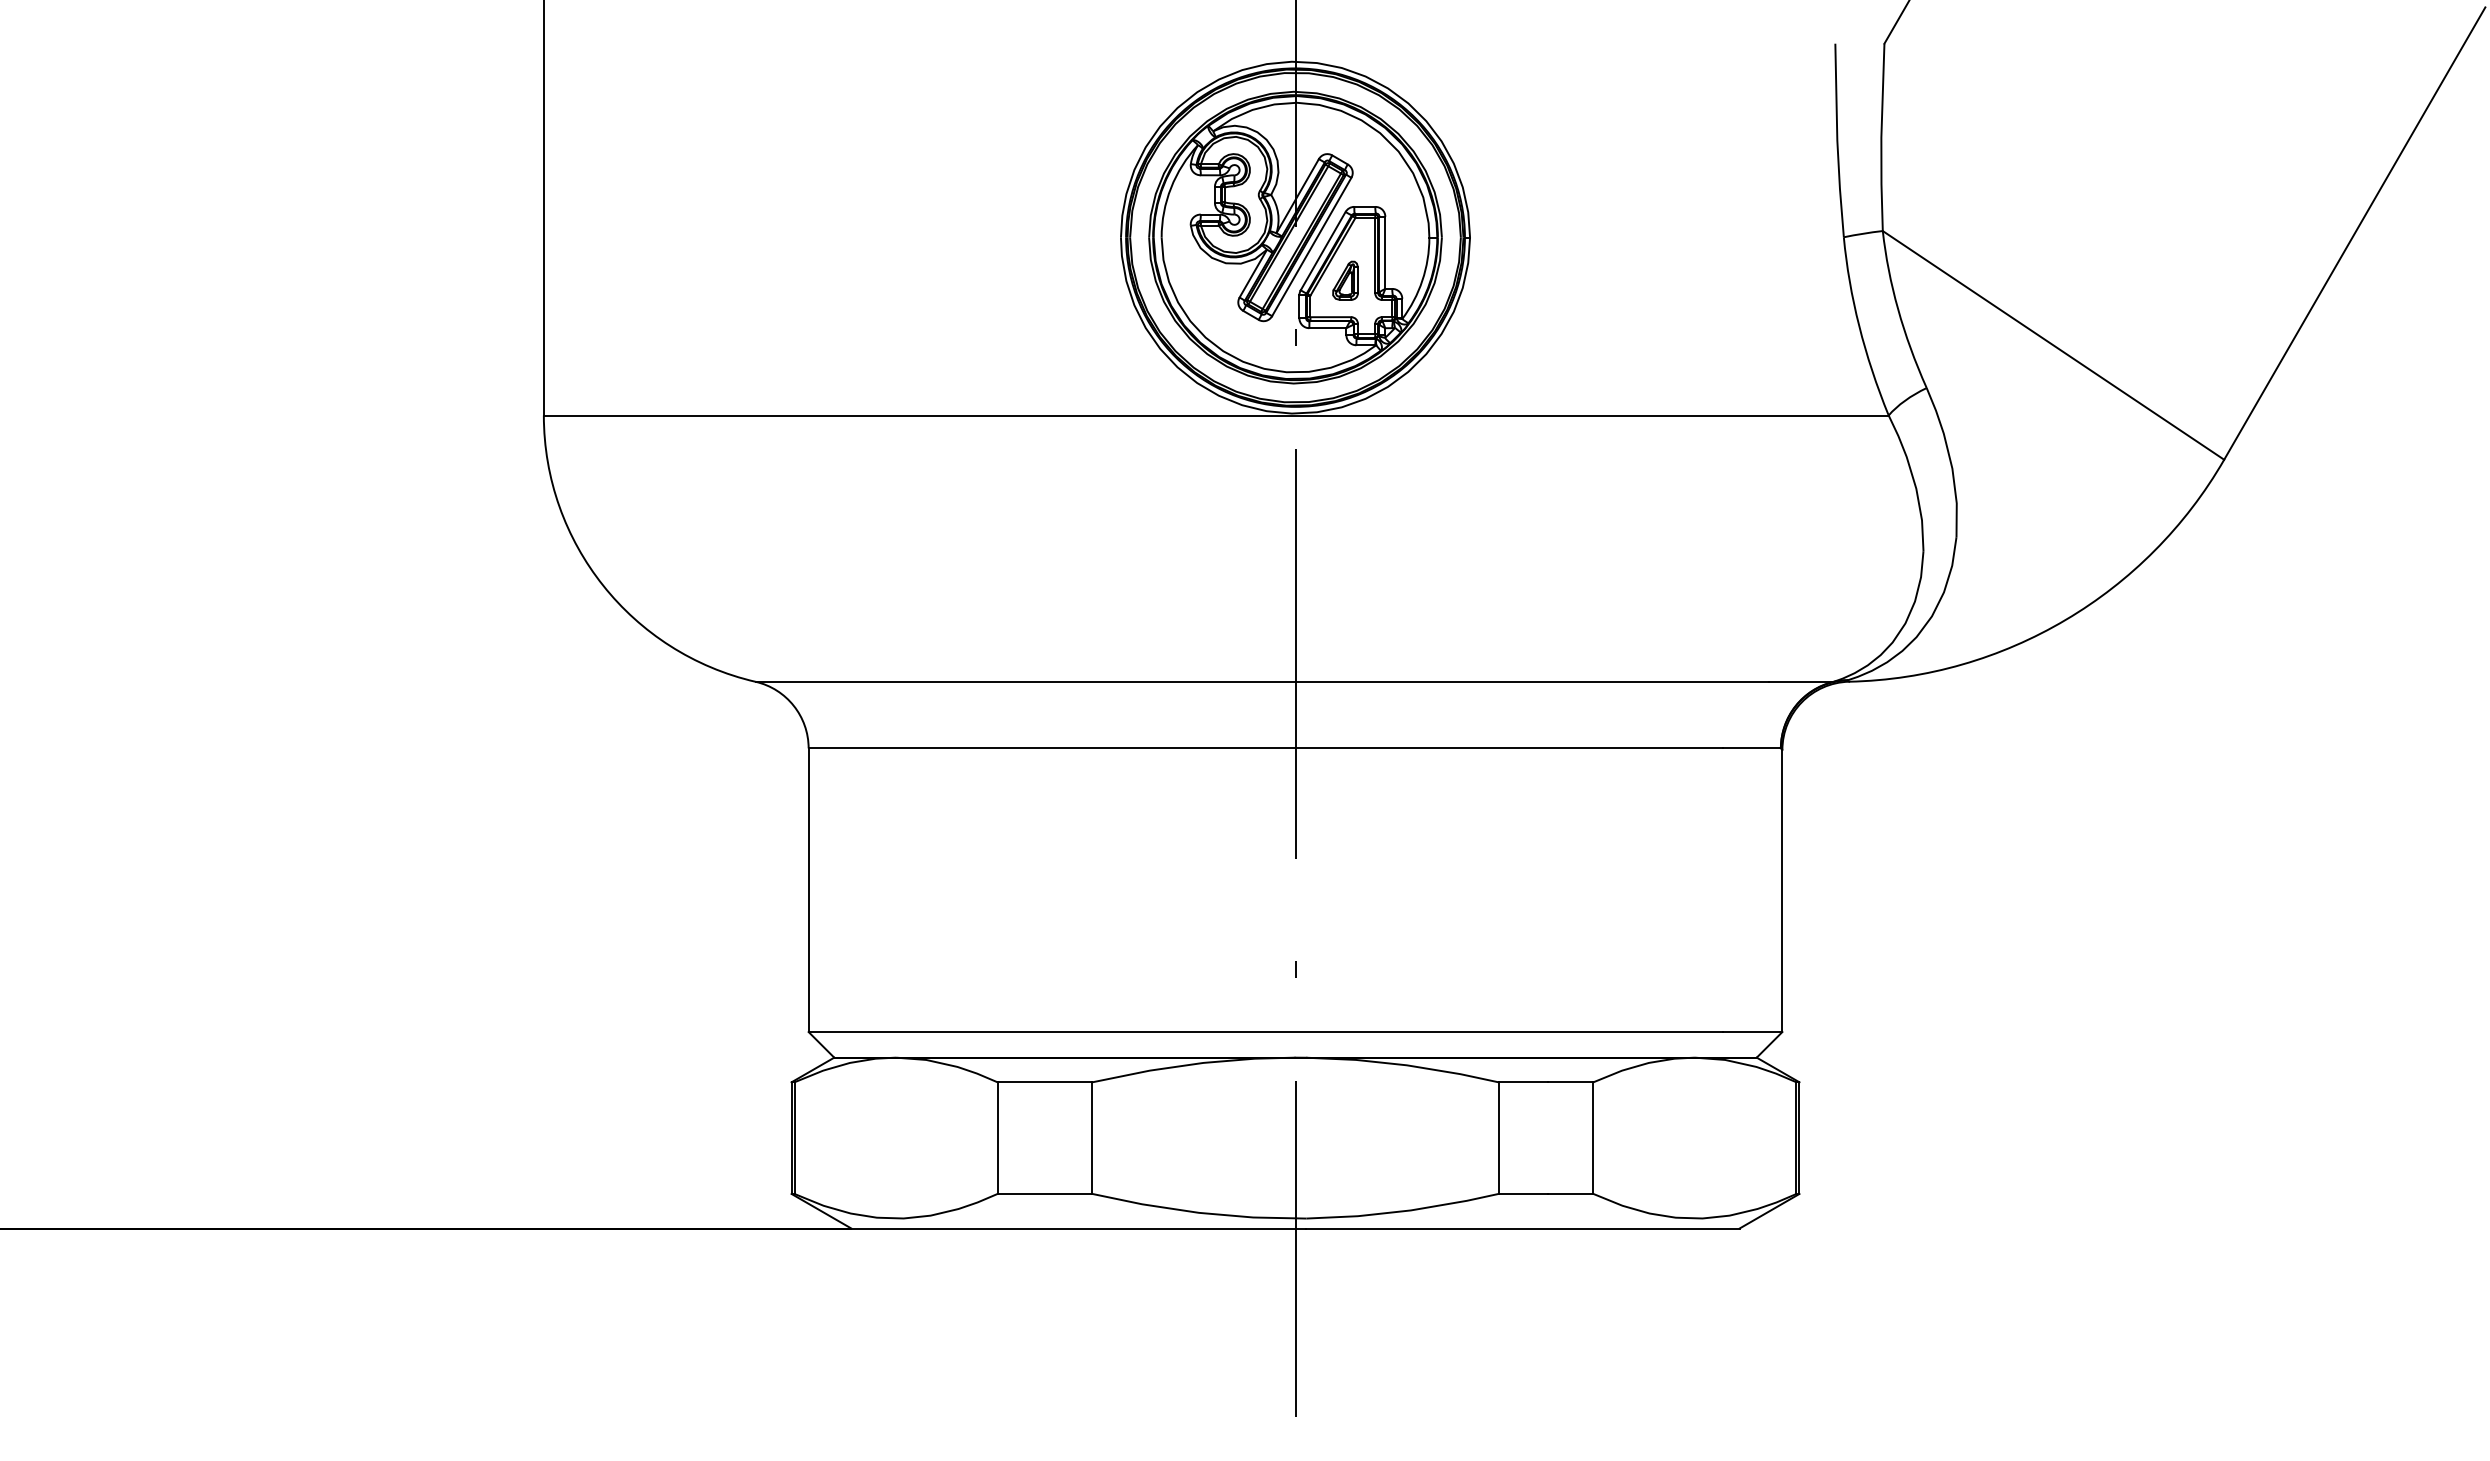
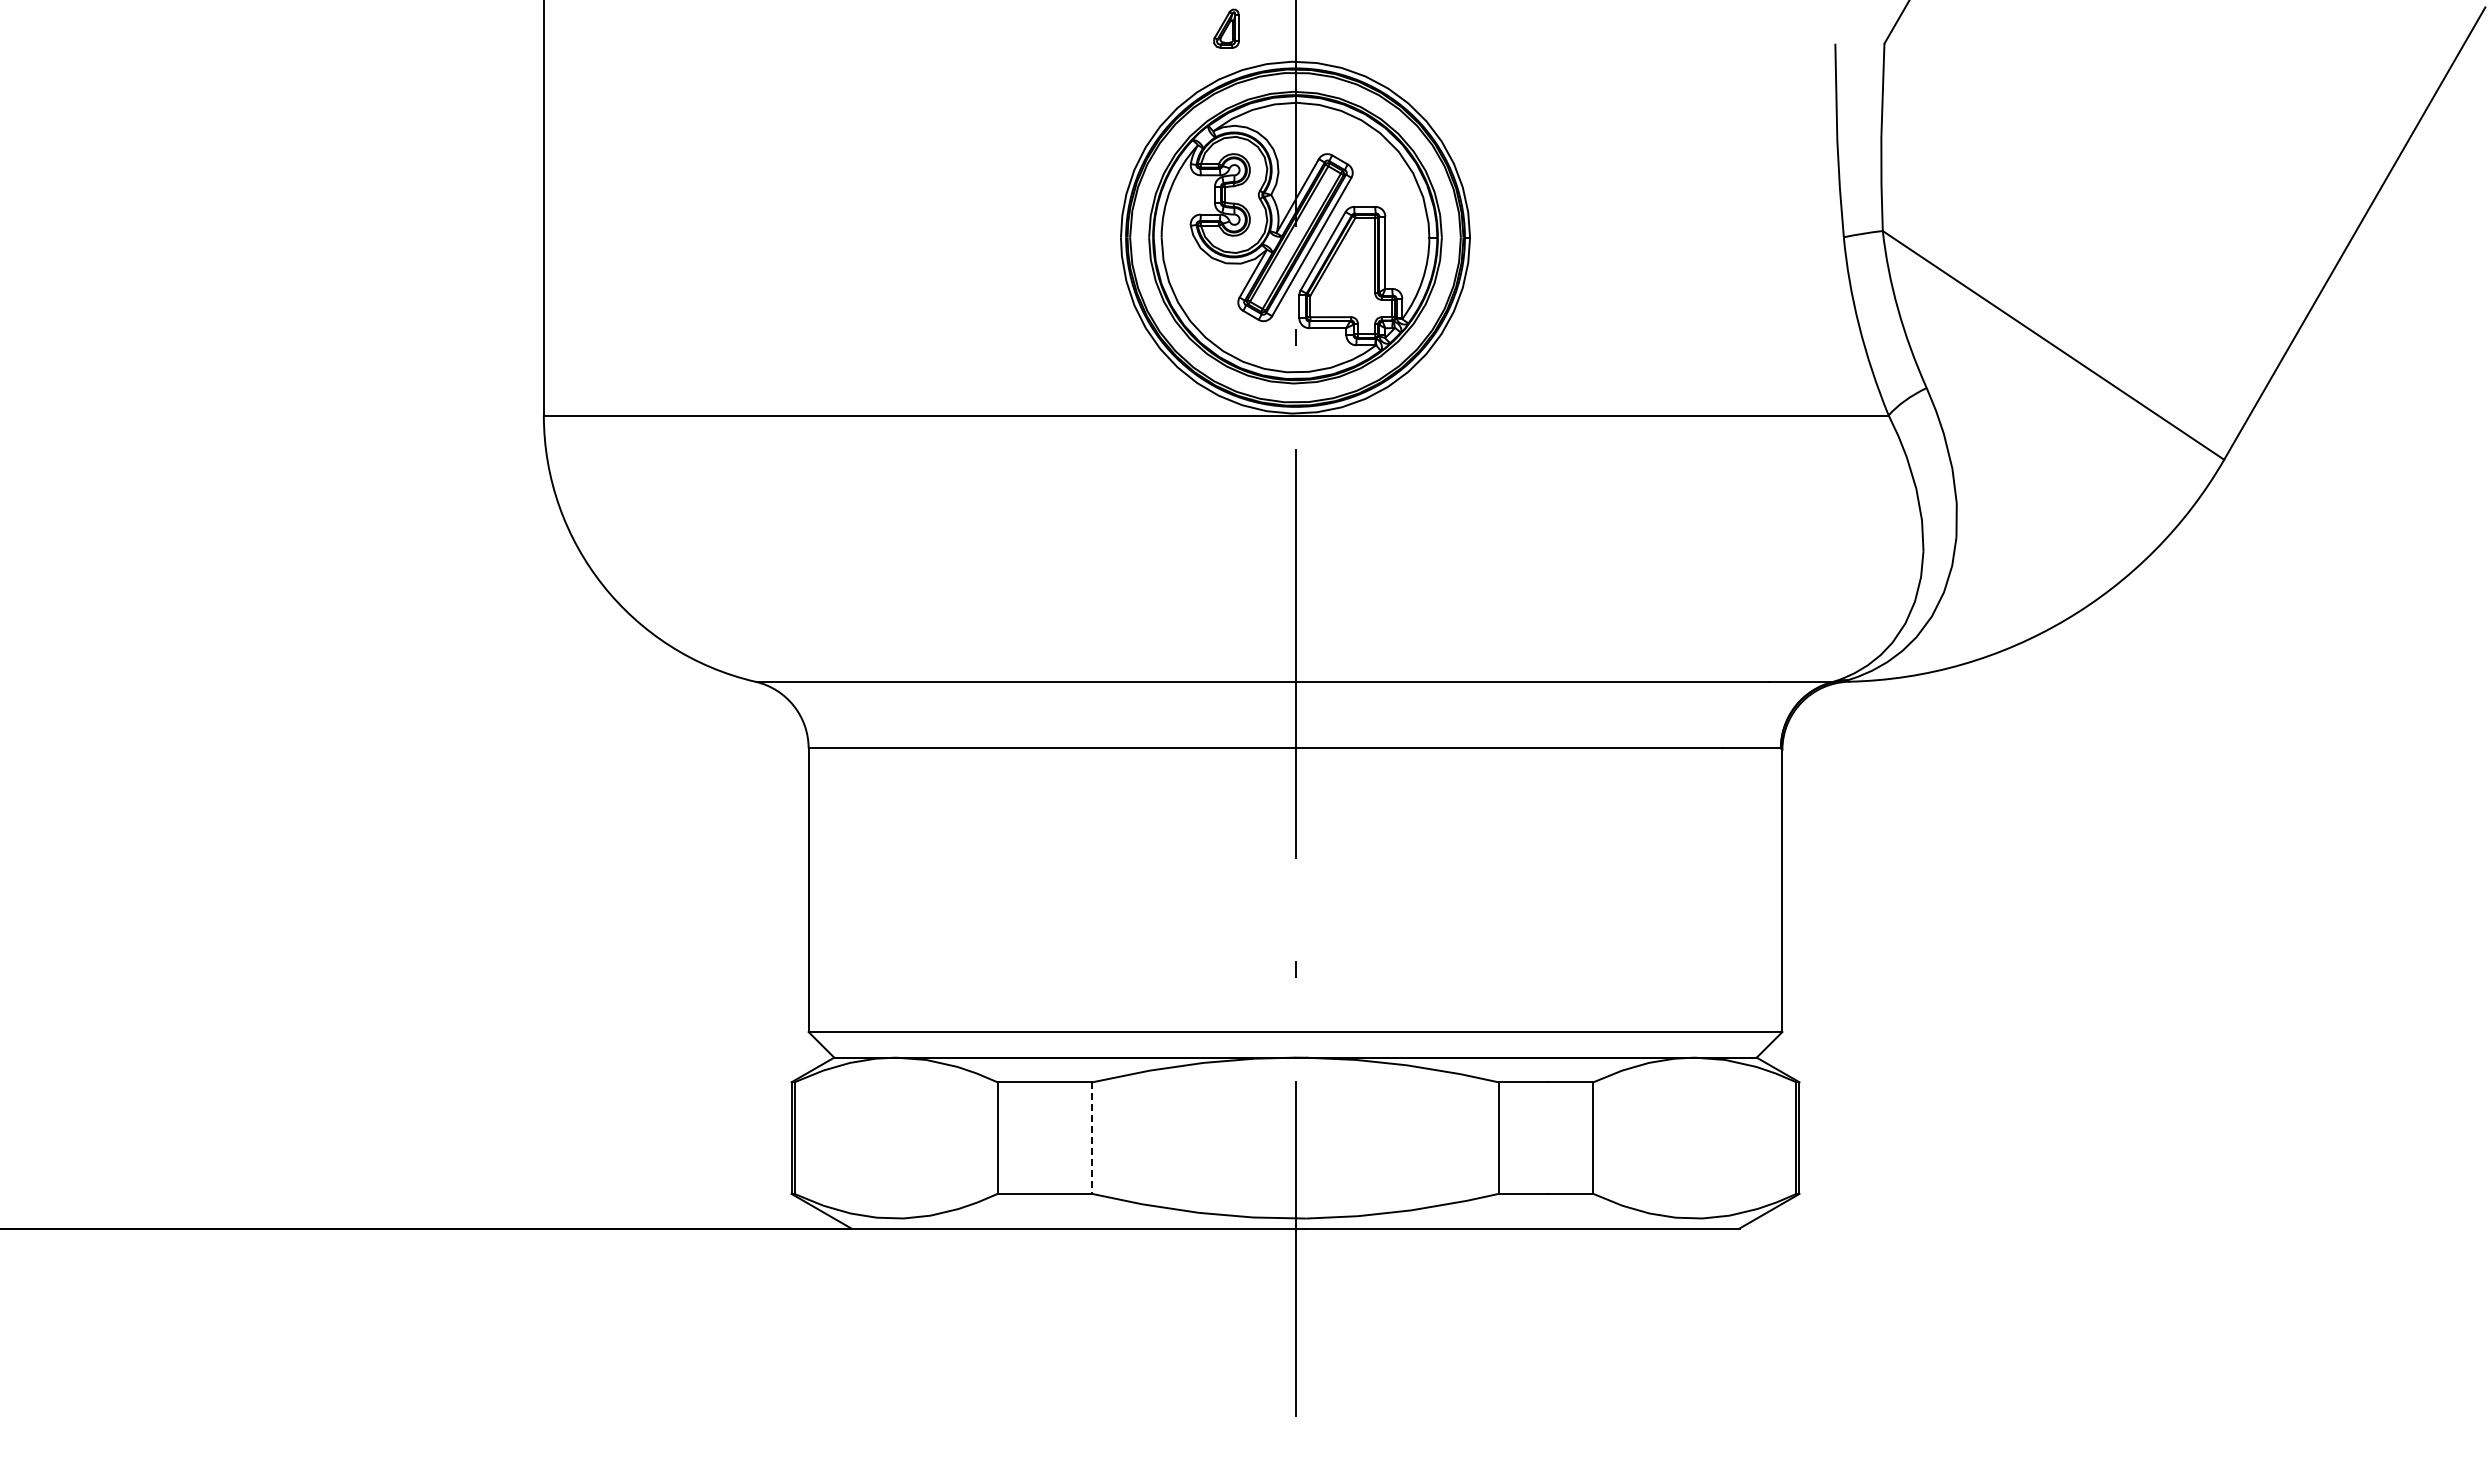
part position: (1345, 280) -> (1226, 28) (1226, 28)
line: solid -> dashed (1092, 1138)
